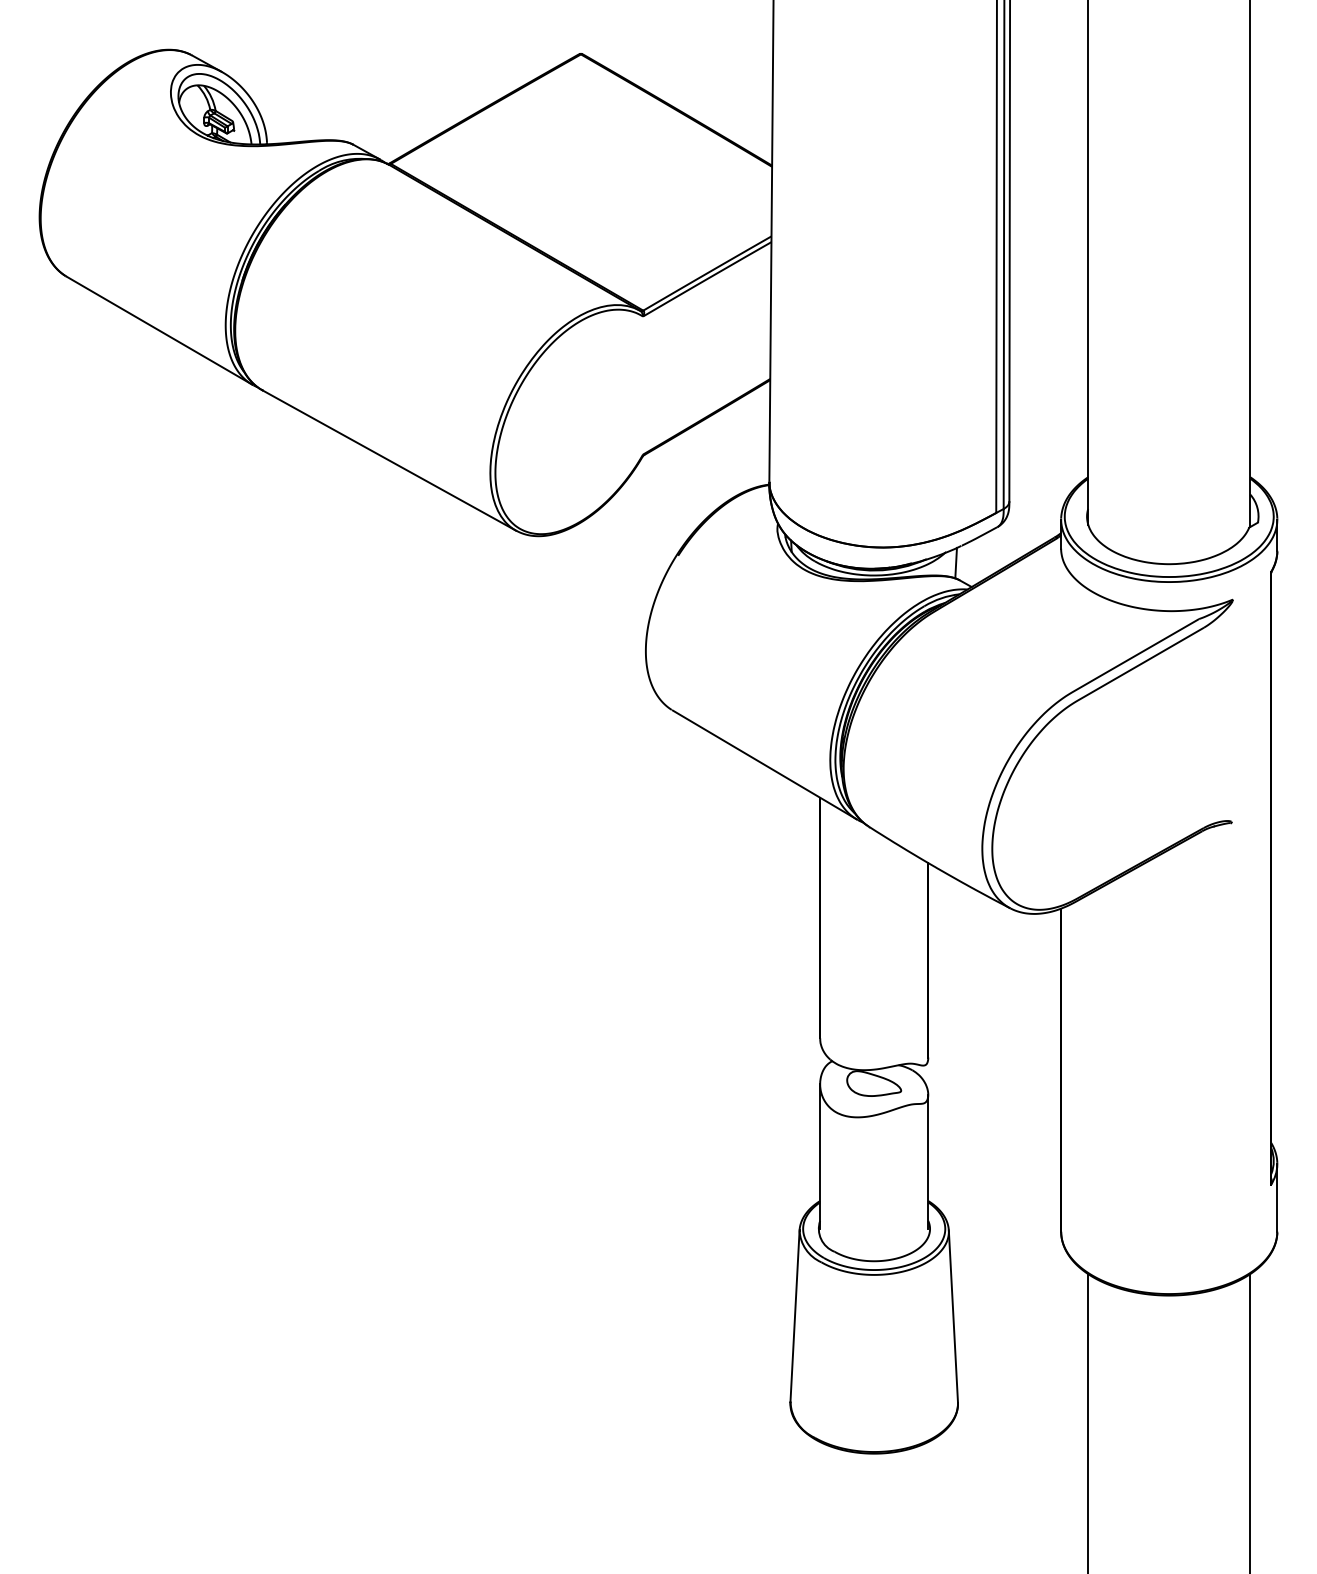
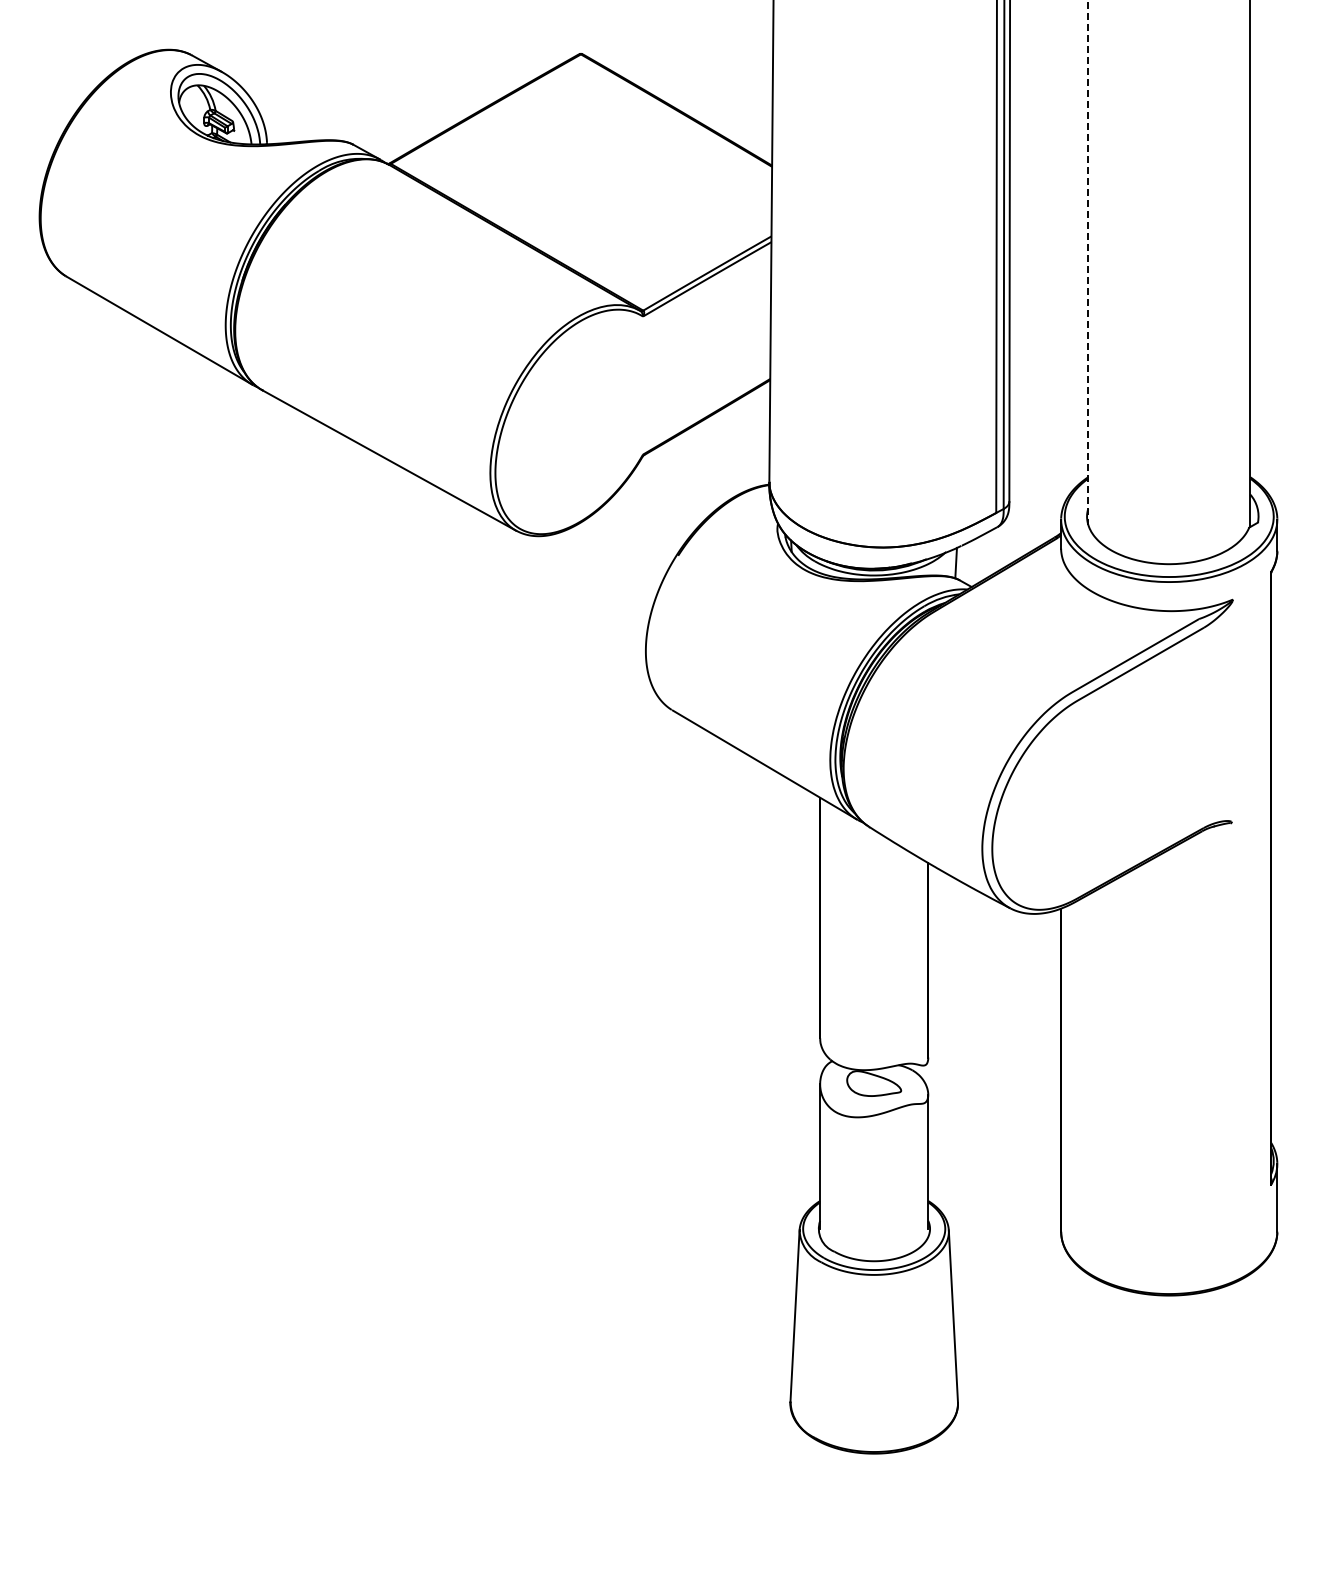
line: solid -> dashed (1088, 262)
line: present -> none (1088, 1422)
line: present -> none (1250, 1422)
